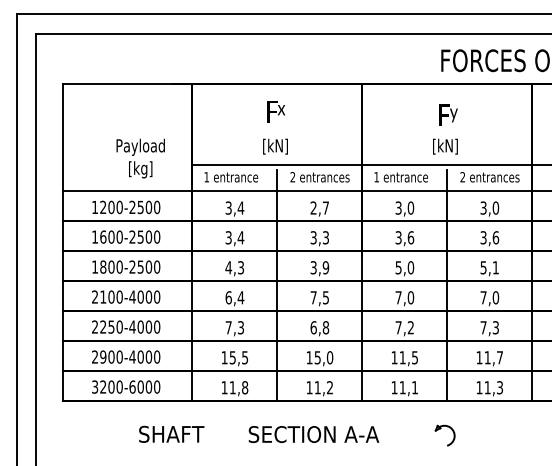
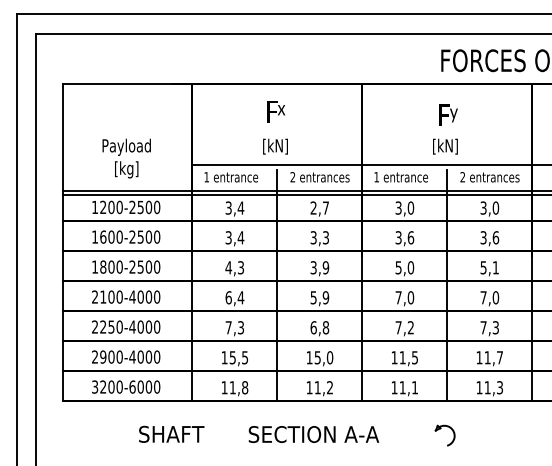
text position: (140, 158) -> (126, 158) (126, 158)
line: none -> present (305, 194)
text: 7,5 -> 5,9 (319, 297)
